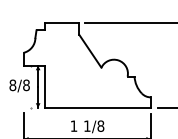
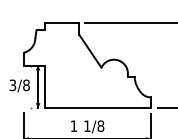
text: 8/8 -> 3/8 (12, 85)
